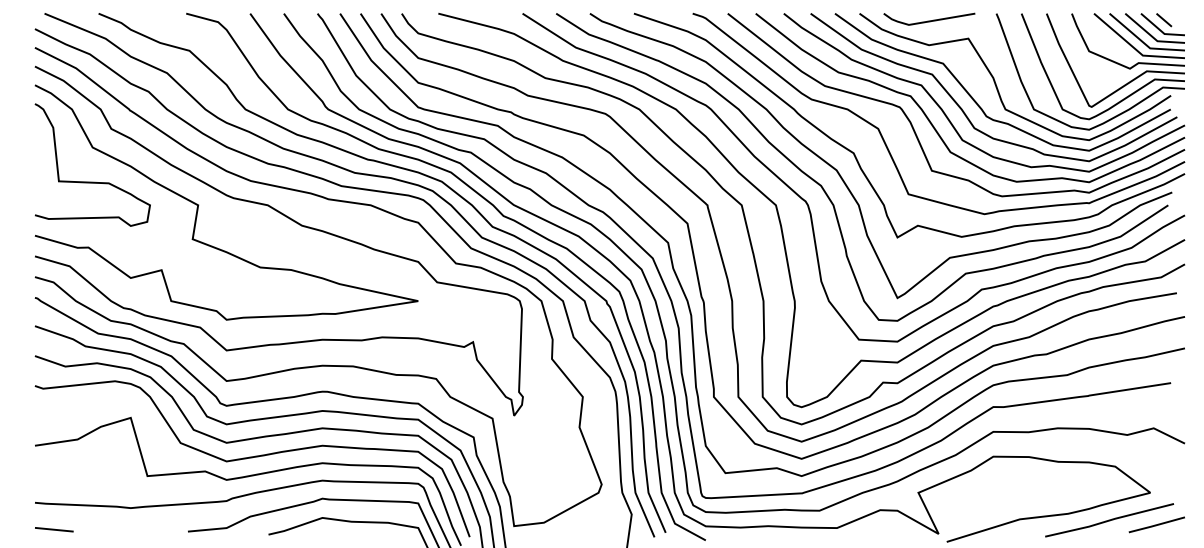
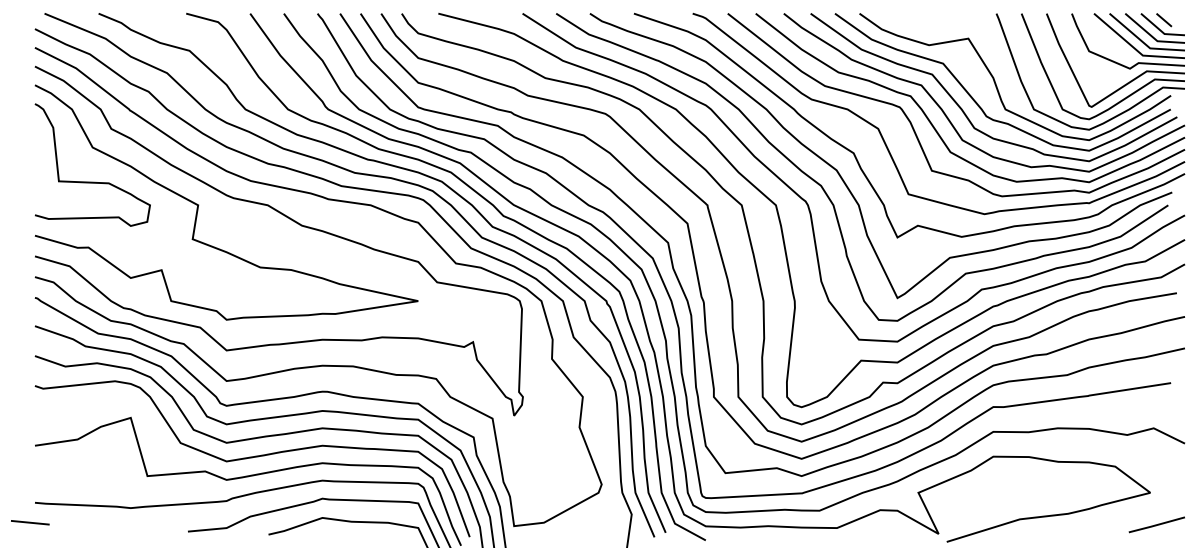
line: present -> none (929, 20)
line: present -> none (1109, 520)
line position: (54, 529) -> (30, 522) (30, 522)
